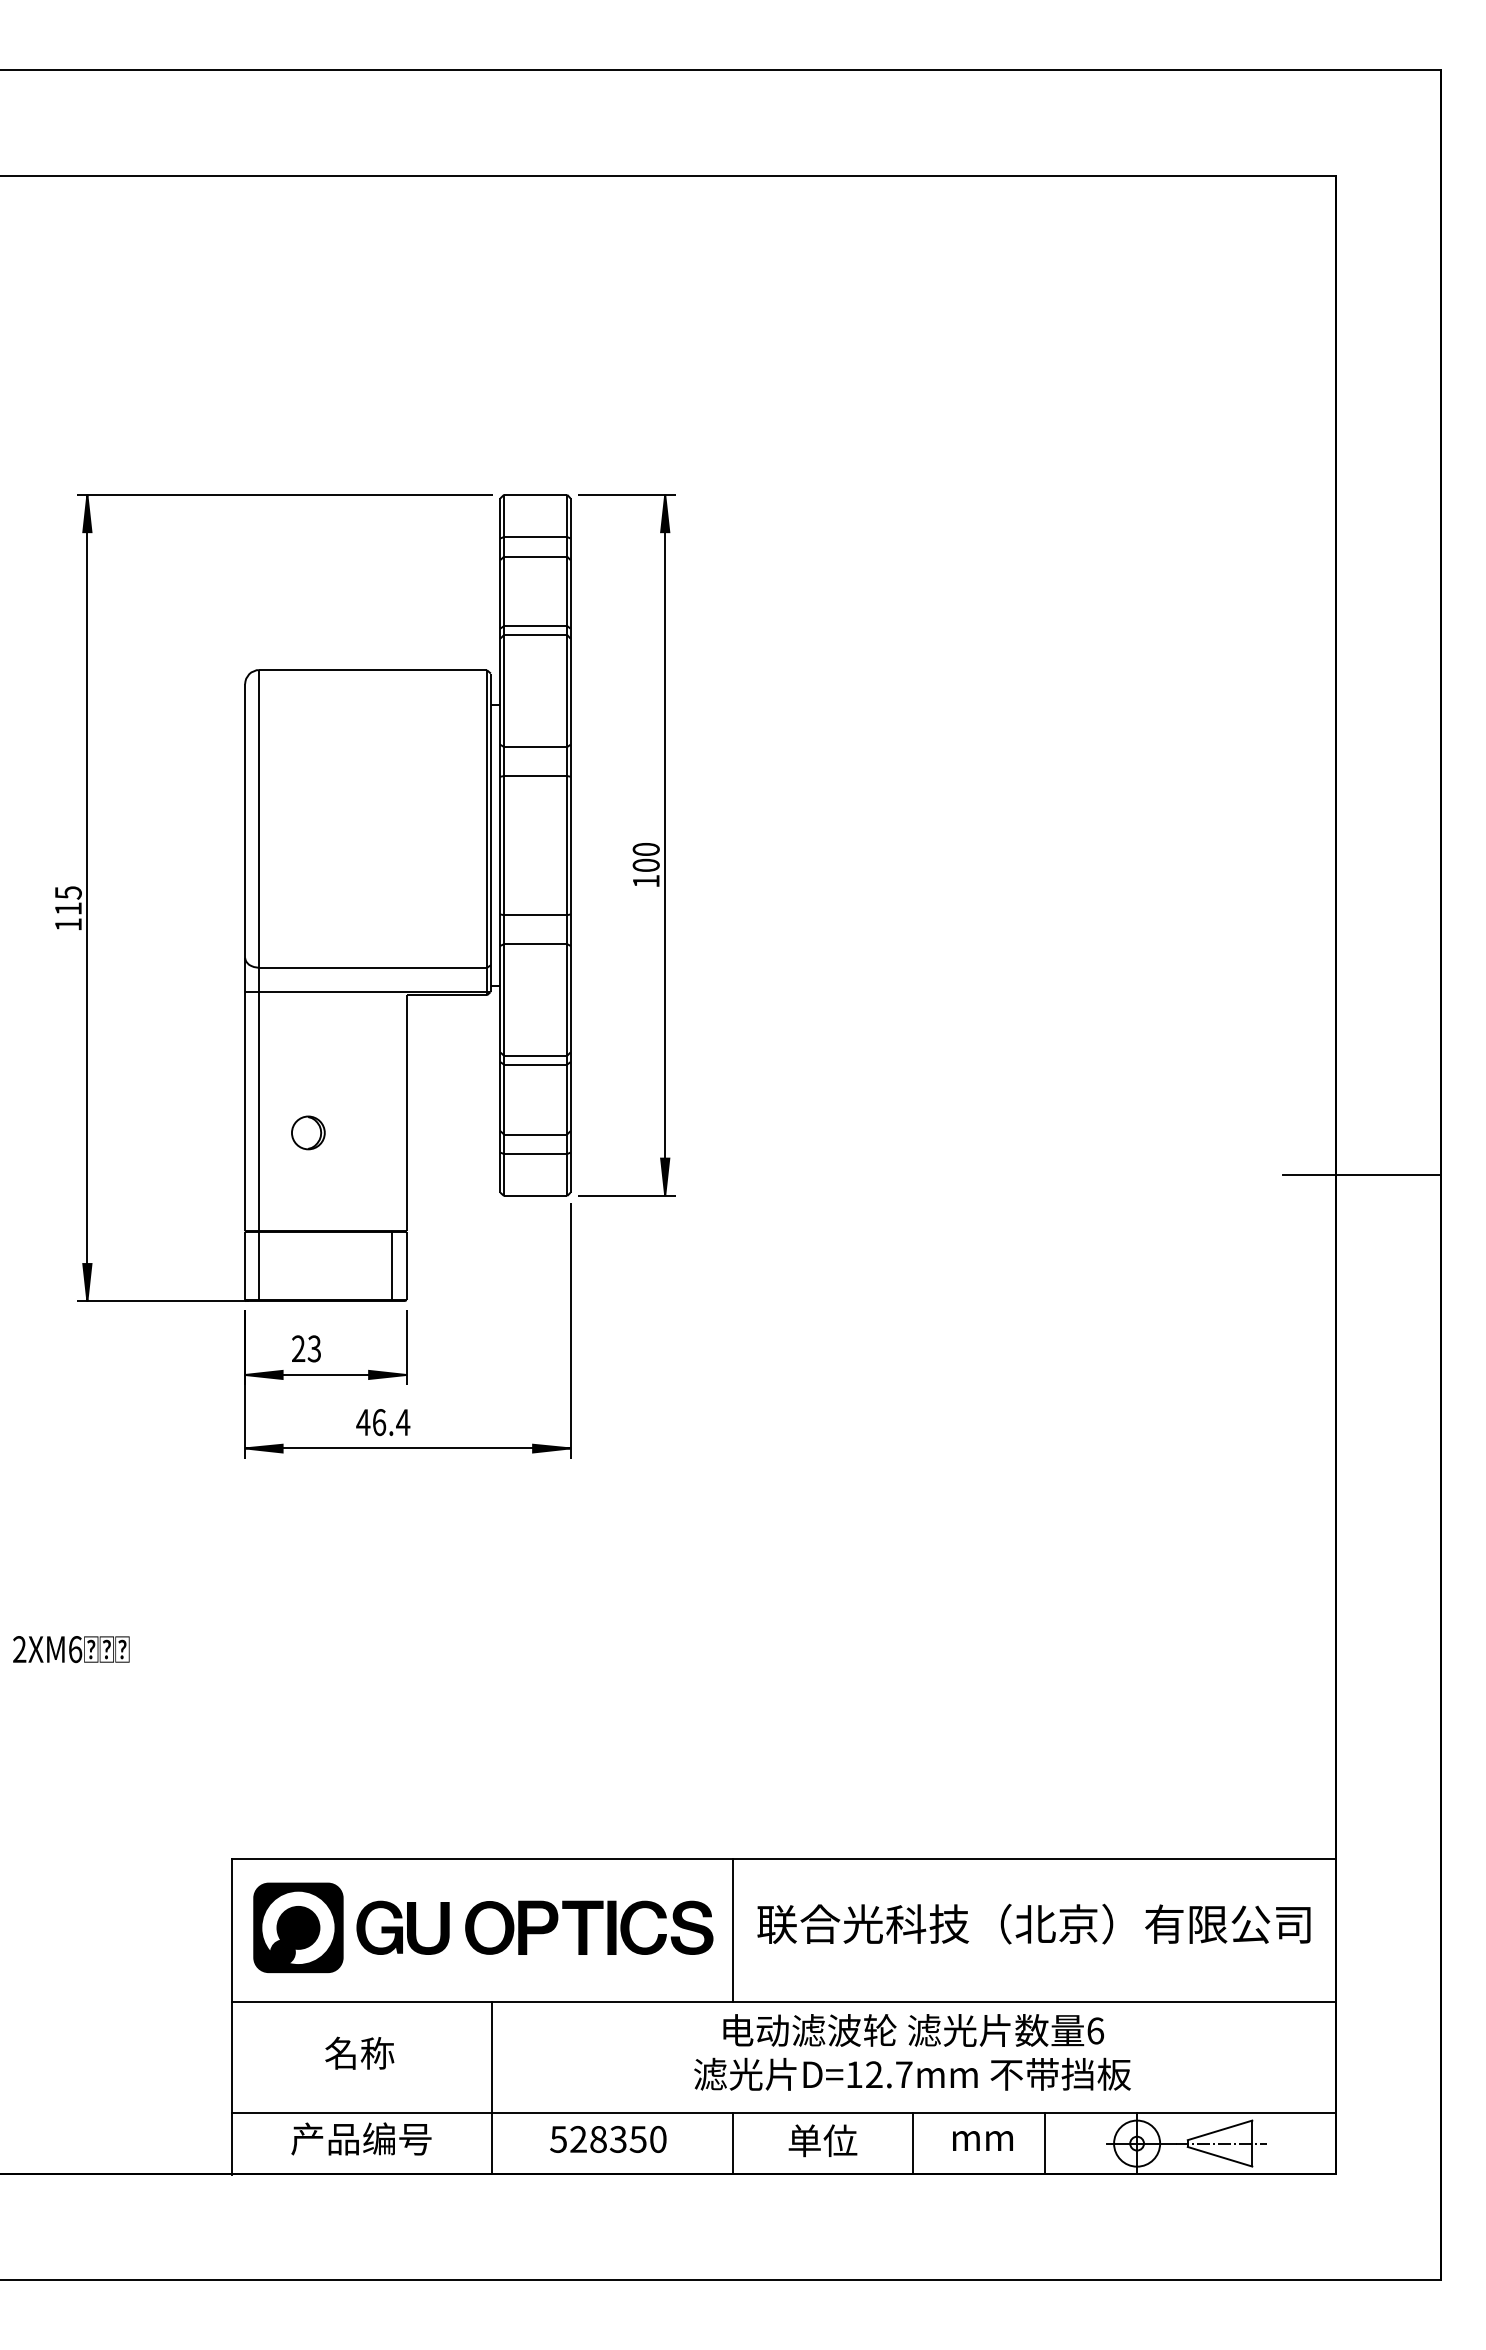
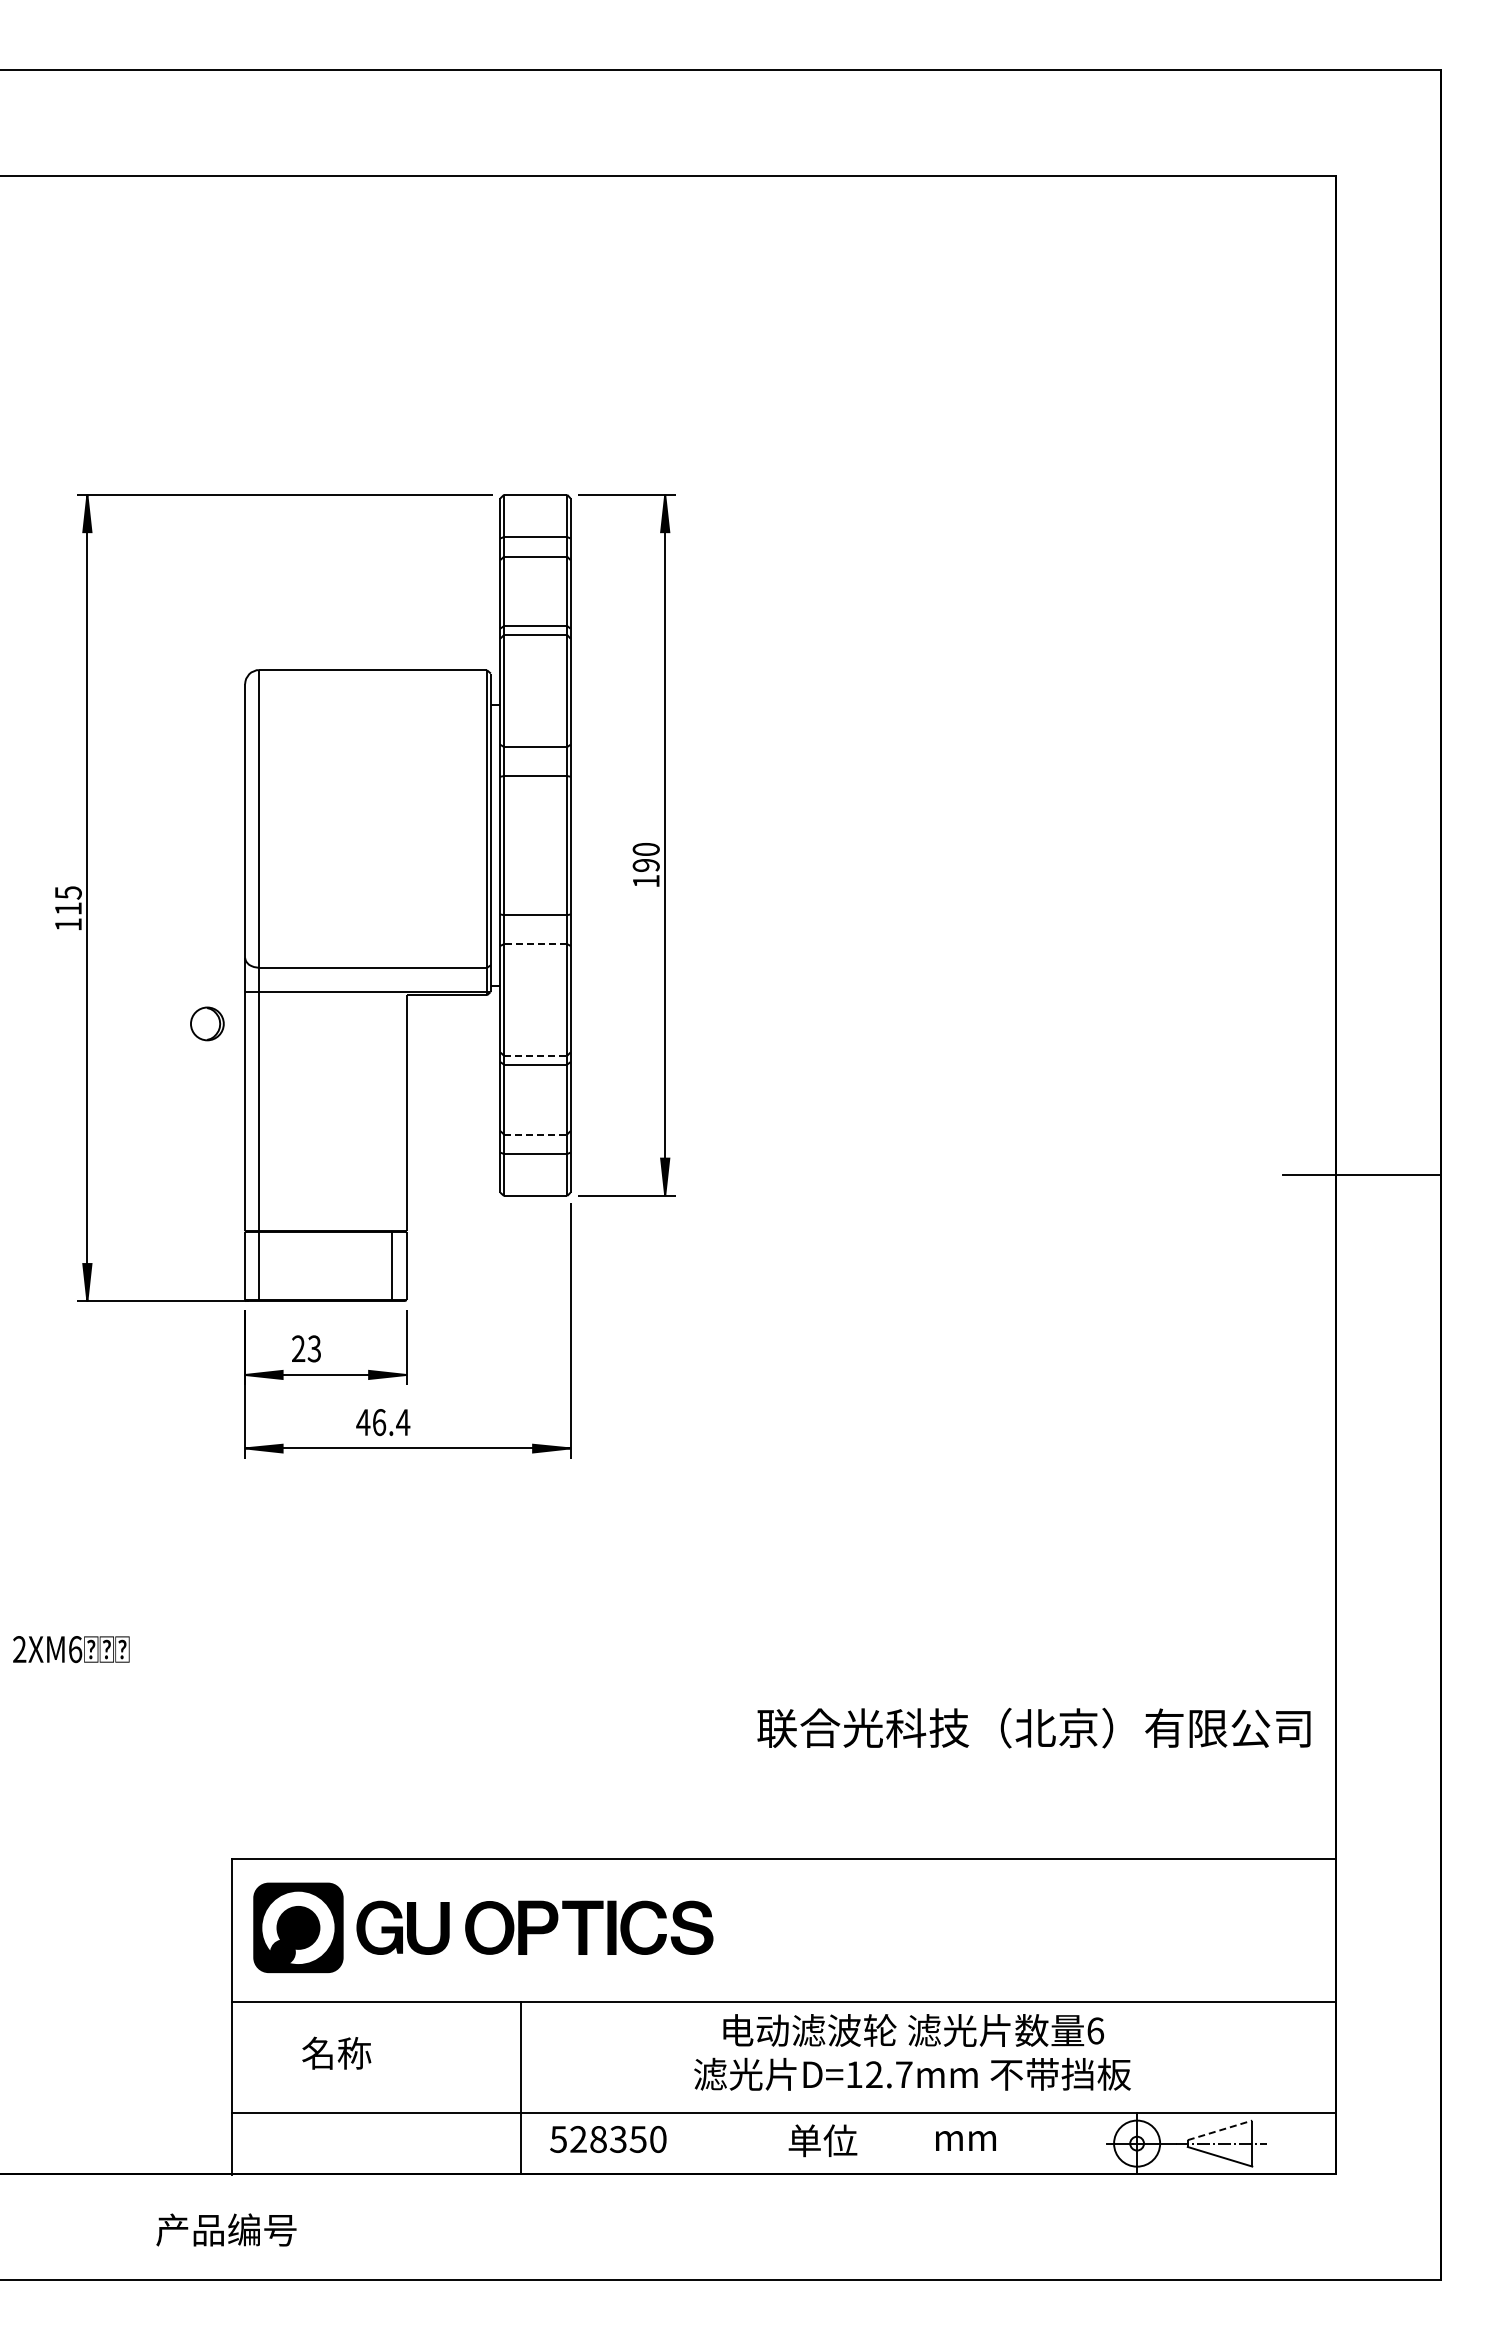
text: 100 -> 190 (645, 864)
line: solid -> dashed (535, 944)
line: solid -> dashed (535, 1055)
part position: (308, 1132) -> (207, 1023) (207, 1023)
line: solid -> dashed (535, 1134)
text position: (1033, 1923) -> (1033, 1727) (1033, 1727)
line: present -> none (732, 1929)
text position: (359, 2052) -> (336, 2052) (336, 2052)
line position: (491, 2088) -> (520, 2088) (520, 2088)
line: solid -> dashed (1220, 2130)
text position: (361, 2138) -> (226, 2229) (226, 2229)
text position: (982, 2140) -> (965, 2140) (965, 2140)
line: present -> none (732, 2143)
line: present -> none (912, 2143)
line: present -> none (1044, 2143)
